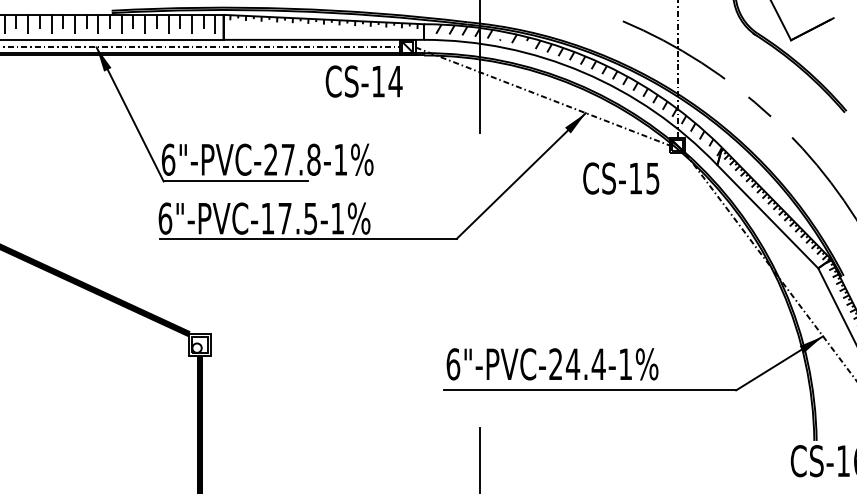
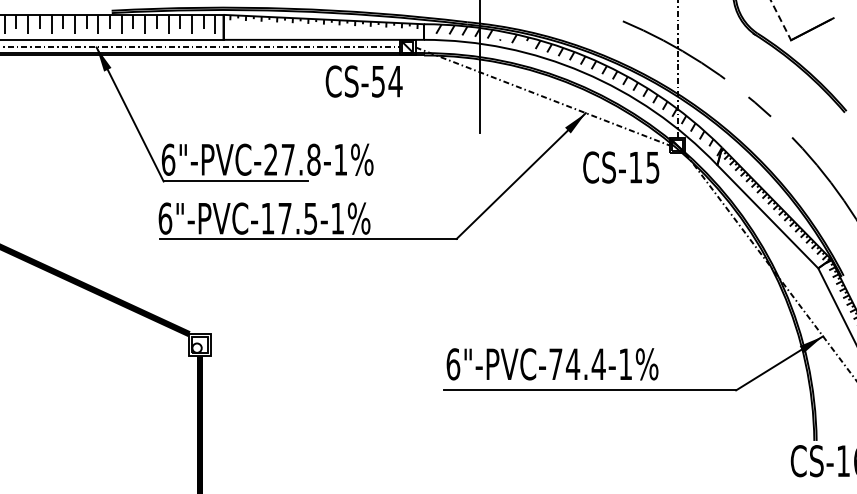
line: solid -> dashed (781, 20)
text: CS-14 -> CS-54 (378, 81)
text position: (621, 178) -> (621, 167) (621, 167)
text: 6"-PVC-24.4-1%%% -> 6"-PVC-74.4-1%%% (555, 363)
line: present -> none (479, 459)
